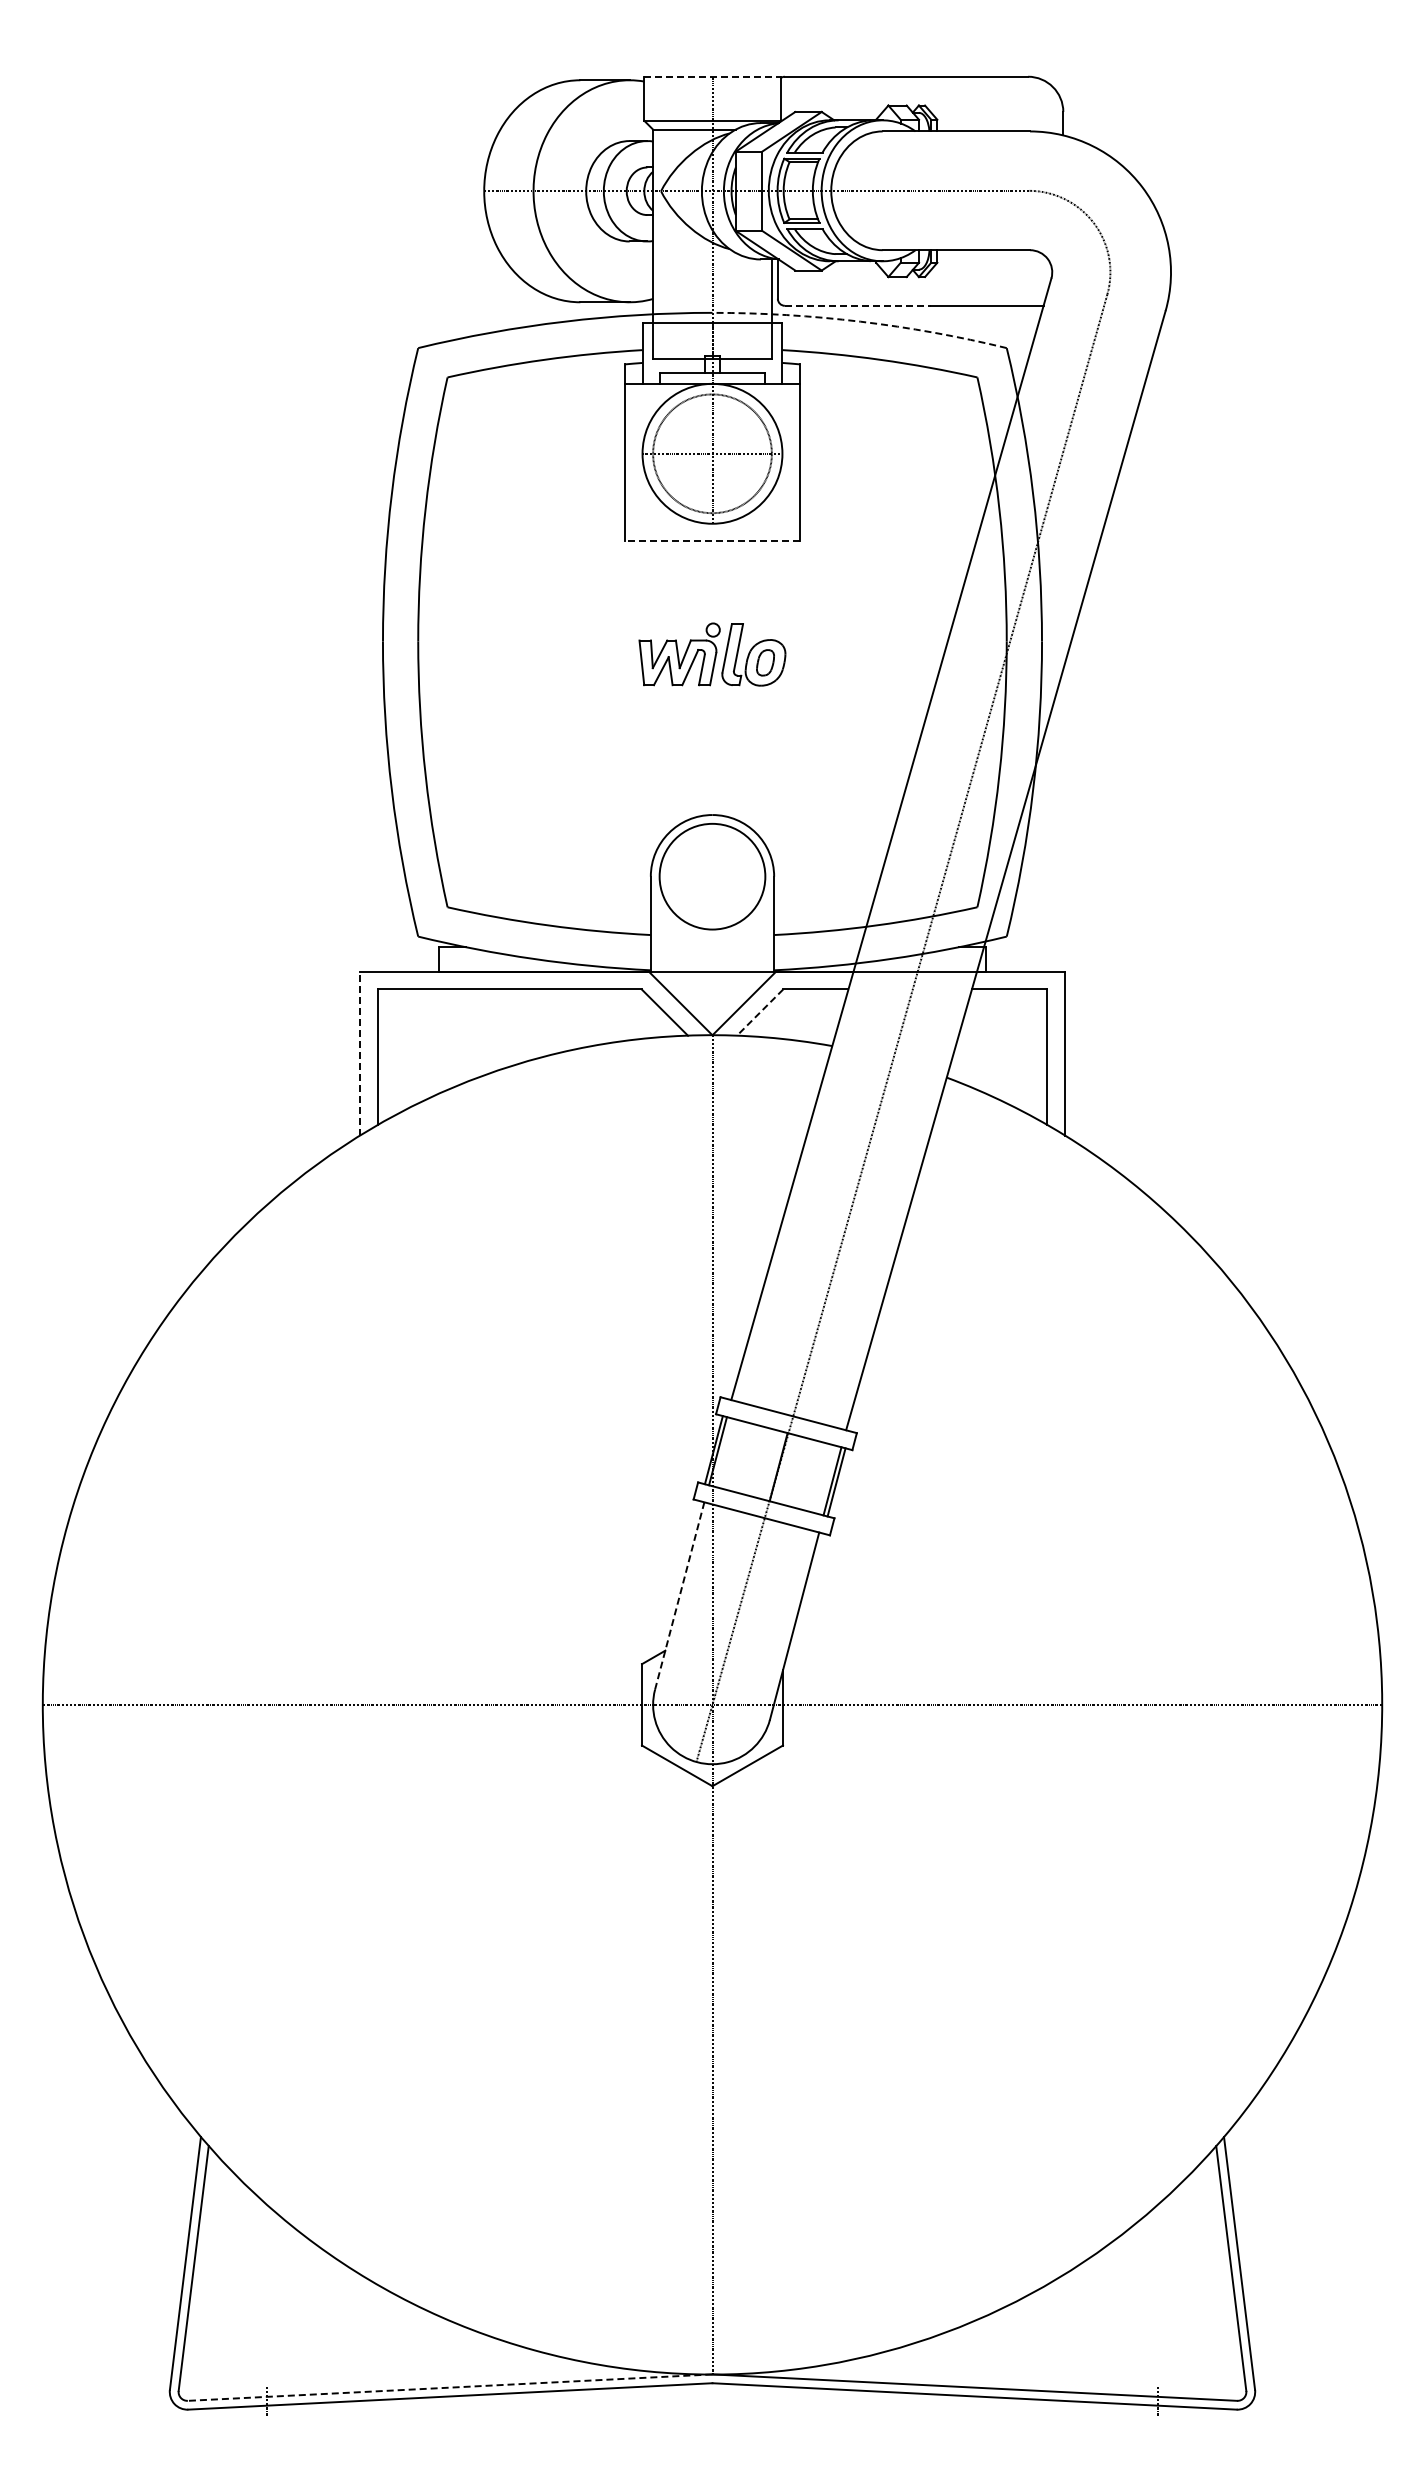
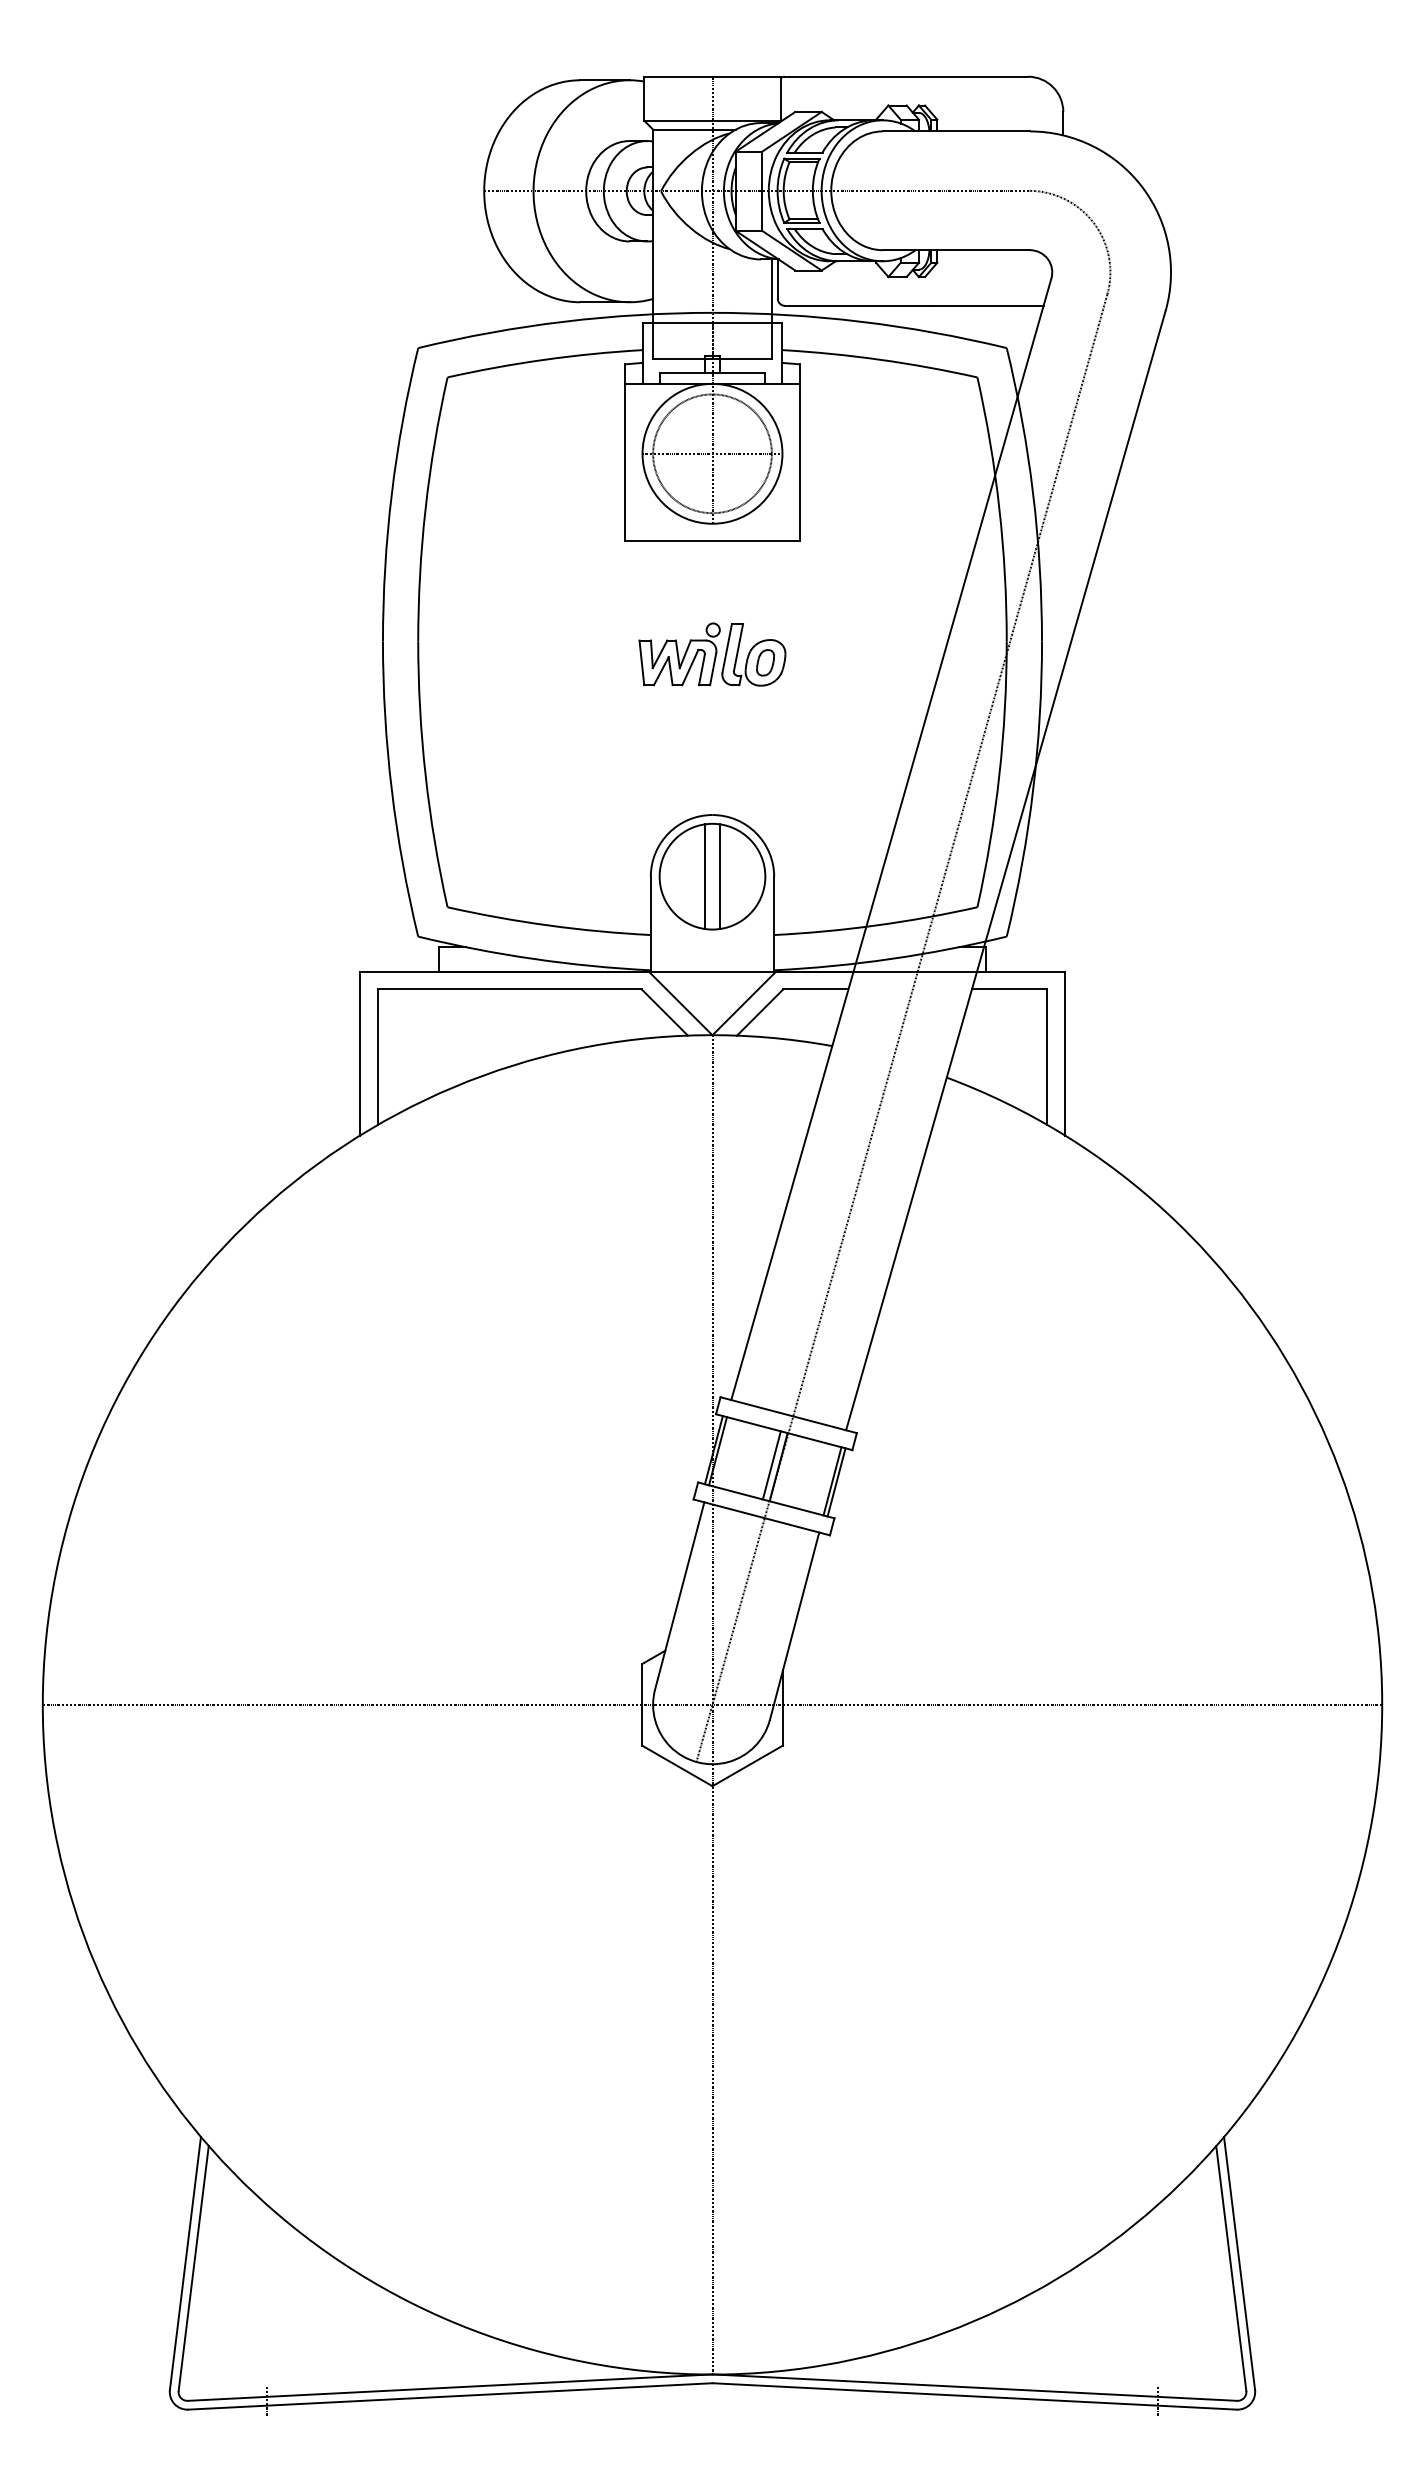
line: dashed -> solid (712, 76)
line: dashed -> solid (858, 305)
arc: dashed -> solid (860, 321)
line: dashed -> solid (712, 541)
line: none -> present (705, 876)
line: none -> present (719, 876)
line: dashed -> solid (760, 1012)
line: dashed -> solid (360, 1053)
line: none -> present (771, 1465)
line: dashed -> solid (679, 1596)
line: dashed -> solid (450, 2387)
